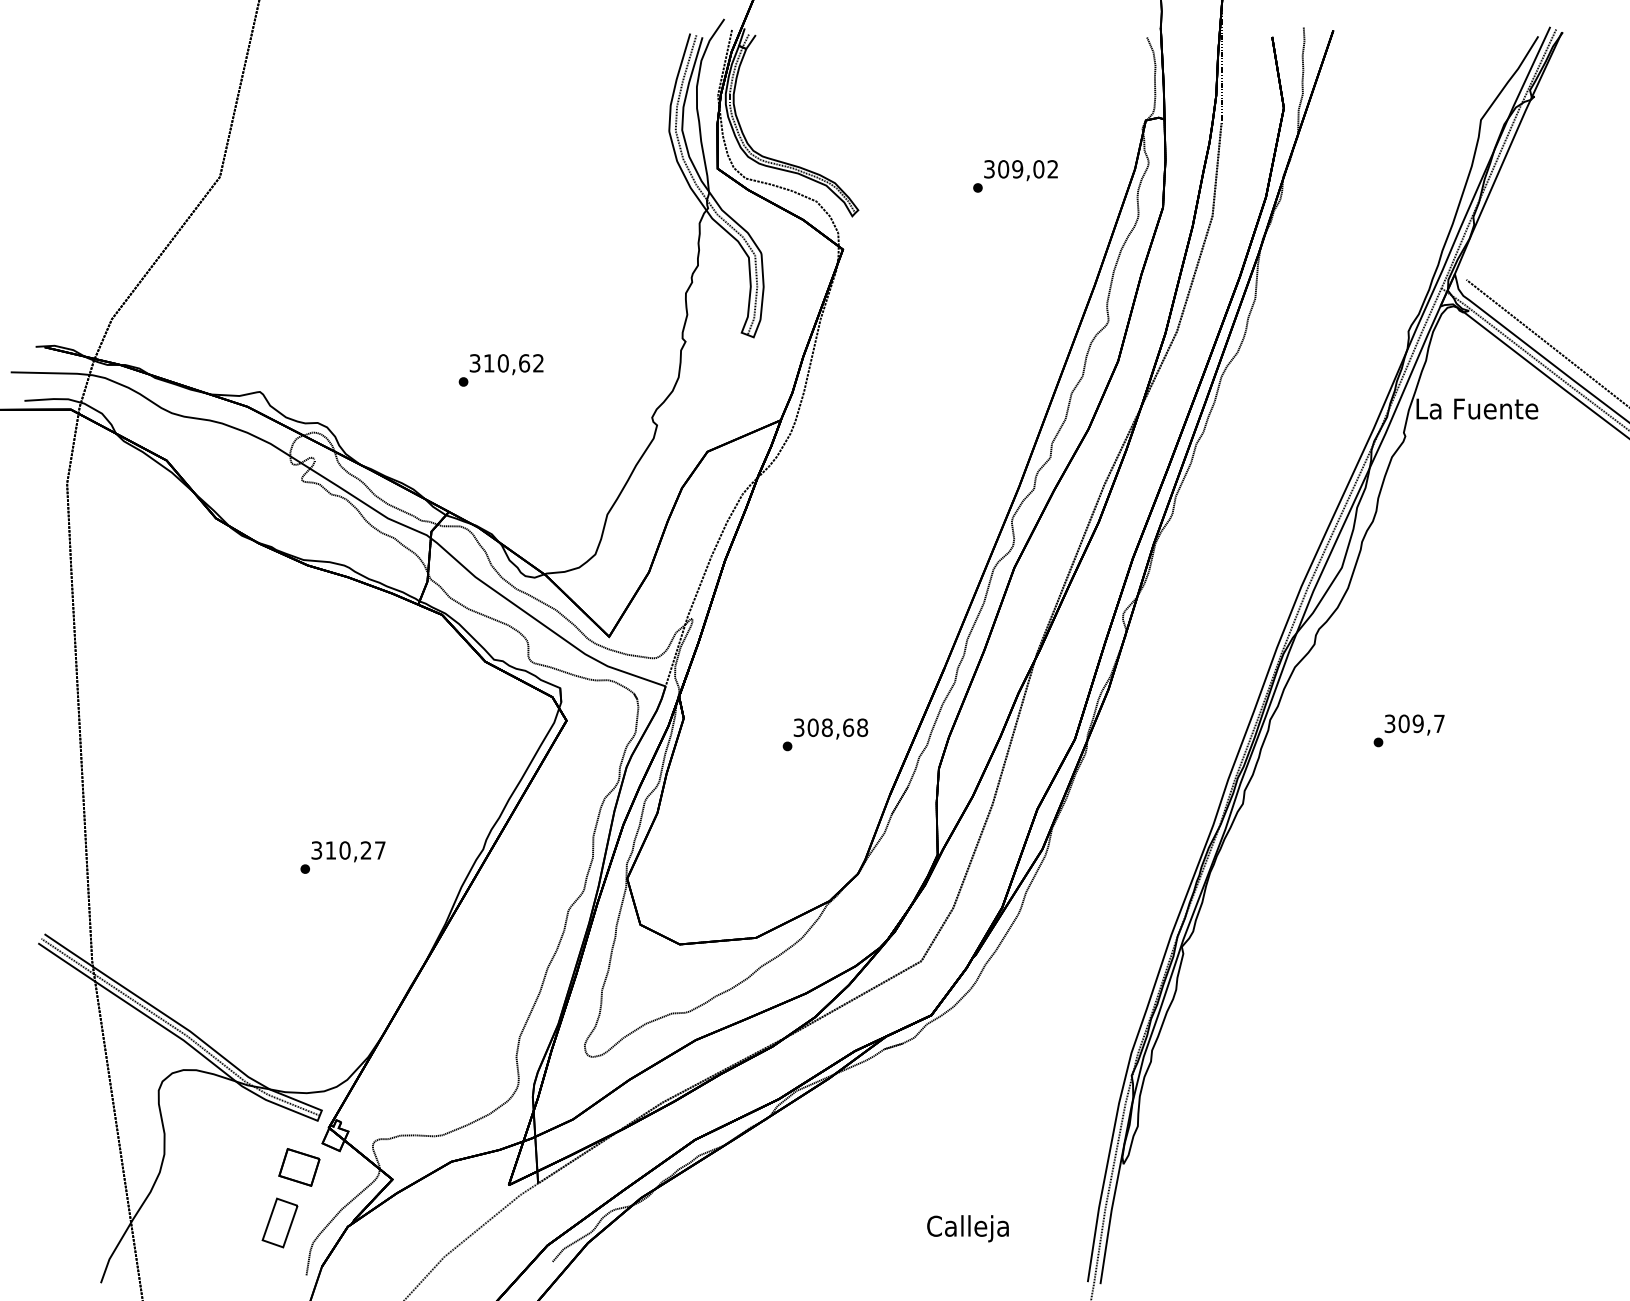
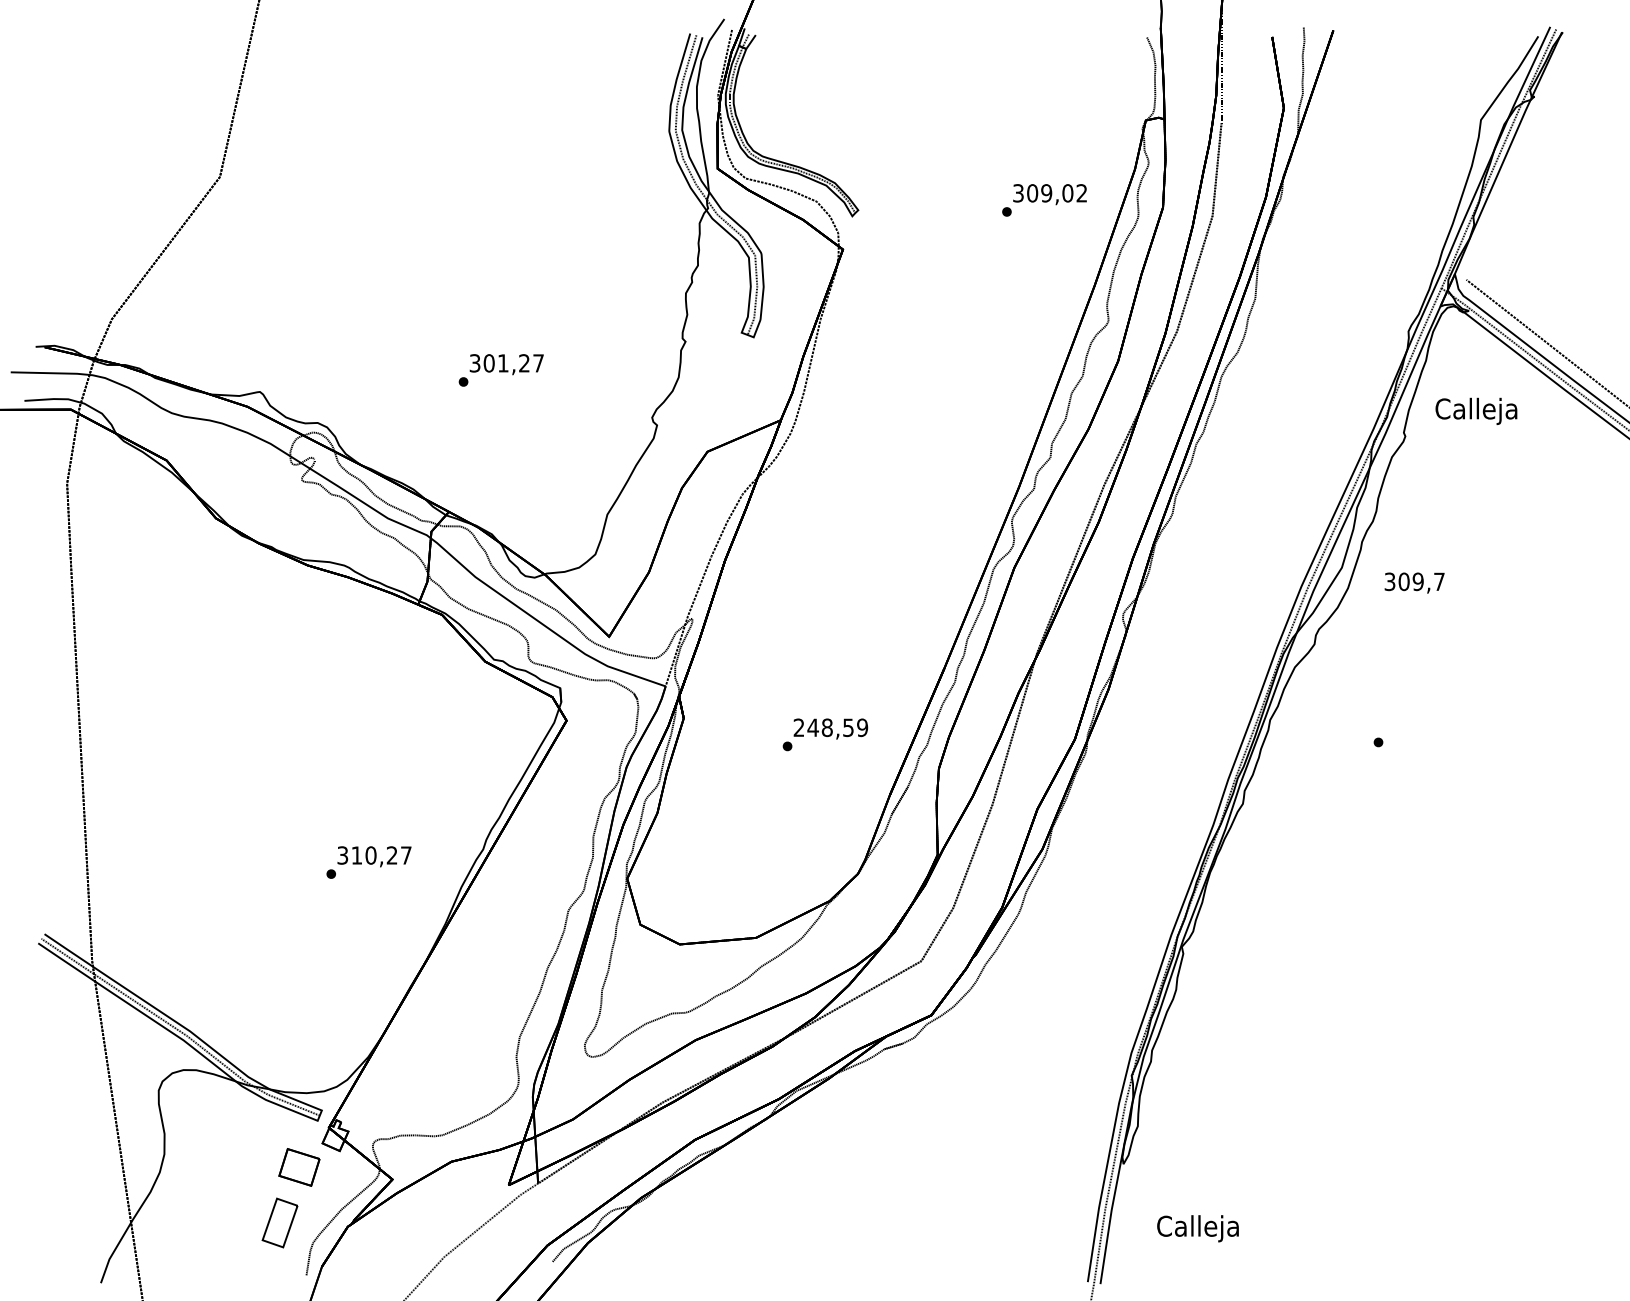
text position: (1015, 176) -> (1044, 200) (1044, 200)
text: 310,62 -> 301,27 (513, 363)
text: La Fuente -> Calleja (1477, 411)
text position: (1414, 724) -> (1414, 582) (1414, 582)
text: 308,68 -> 248,59 (830, 727)
text position: (342, 857) -> (368, 862) (368, 862)
text position: (967, 1228) -> (1197, 1228) (1197, 1228)
